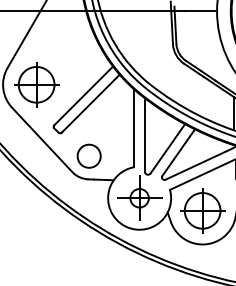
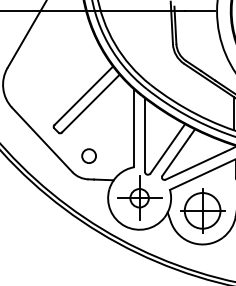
part: present -> none (36, 84)
circle size: 26x26 px -> 16x16 px (88, 155)
